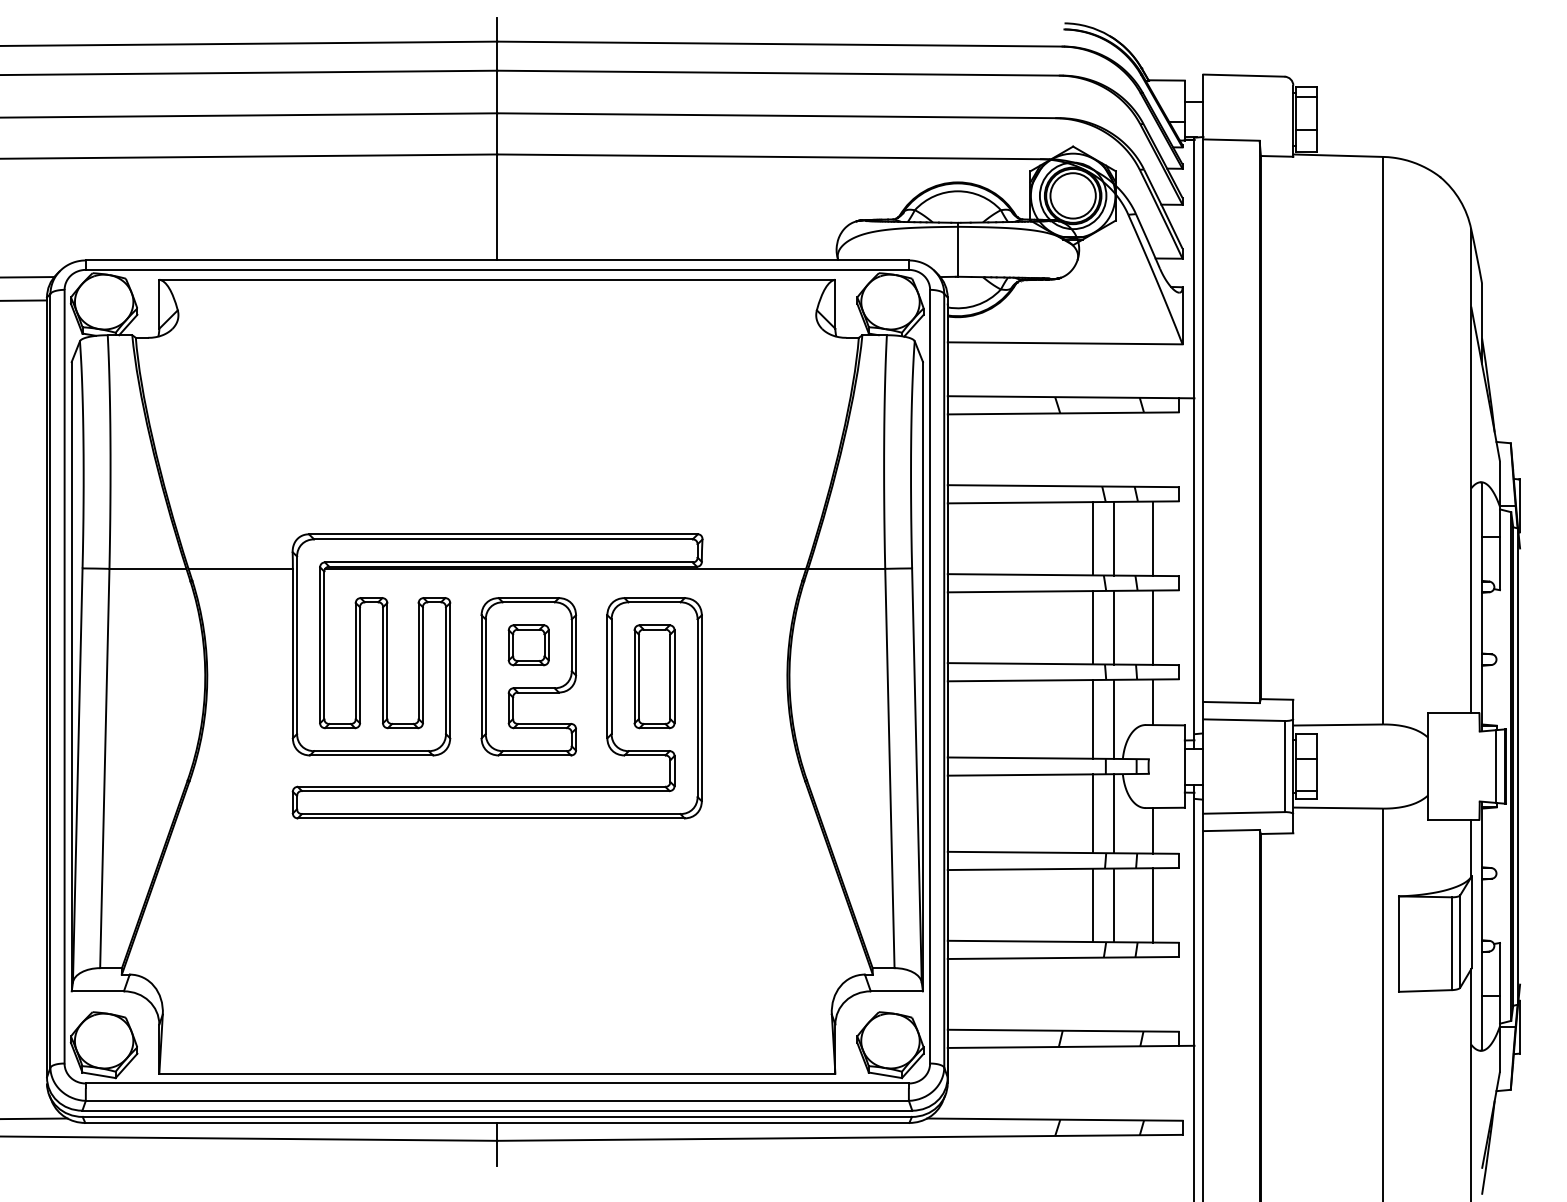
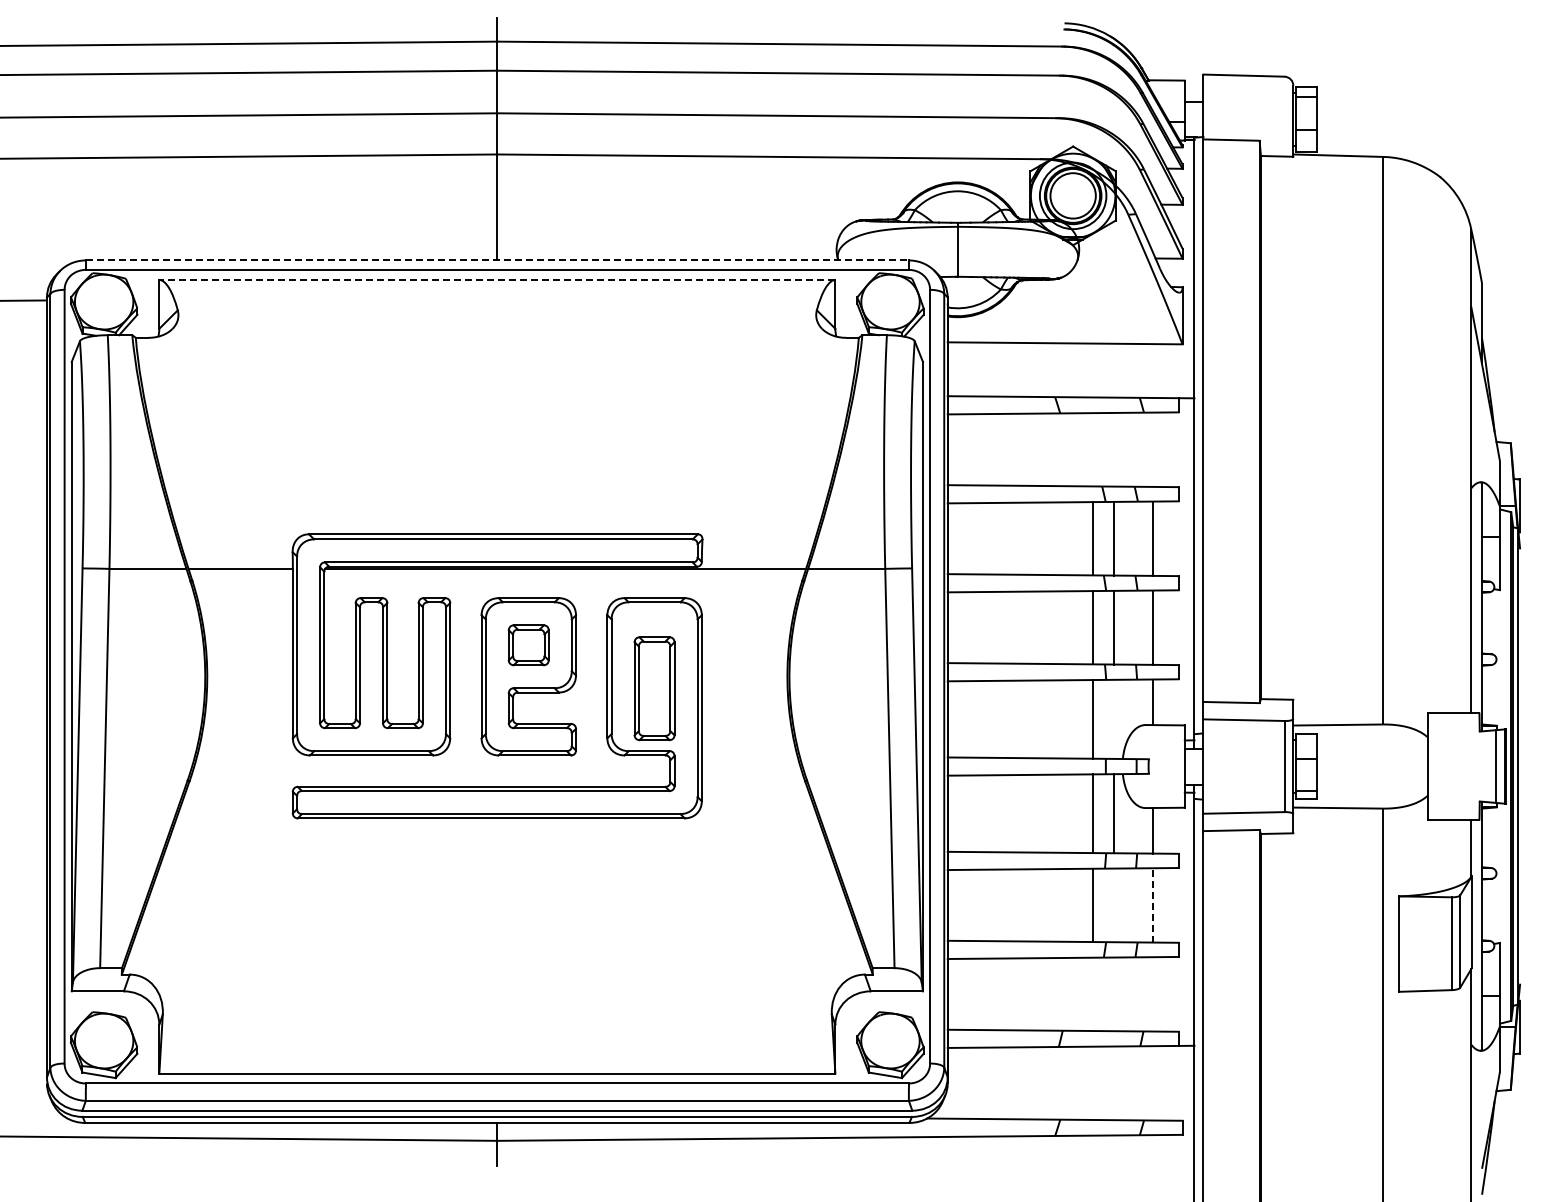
line: solid -> dashed (497, 260)
line: present -> none (28, 277)
line: solid -> dashed (496, 279)
part position: (654, 676) -> (654, 688) (654, 688)
line: present -> none (1113, 718)
line: solid -> dashed (1152, 904)
line: present -> none (1113, 905)
line: present -> none (34, 1118)
